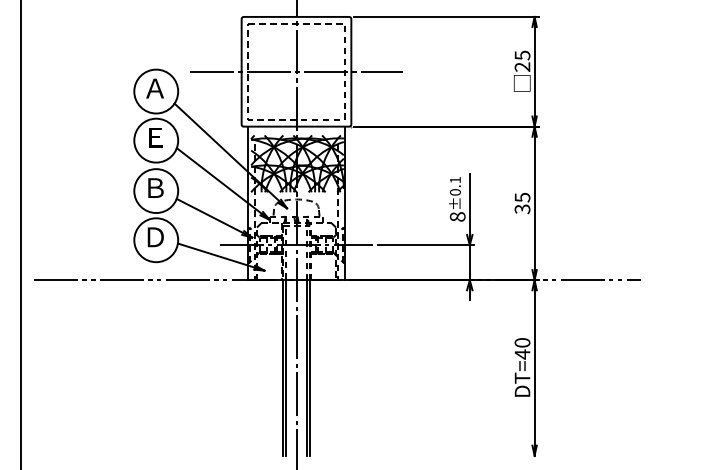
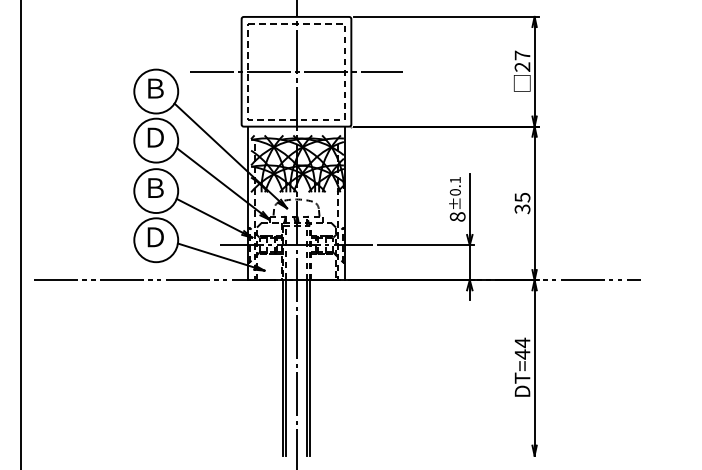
text: 25 -> 27 (522, 55)
text: Ａ -> Ｂ (154, 88)
text: Ｅ -> Ｄ (155, 137)
text: DT=40 -> DT=44 (522, 342)
